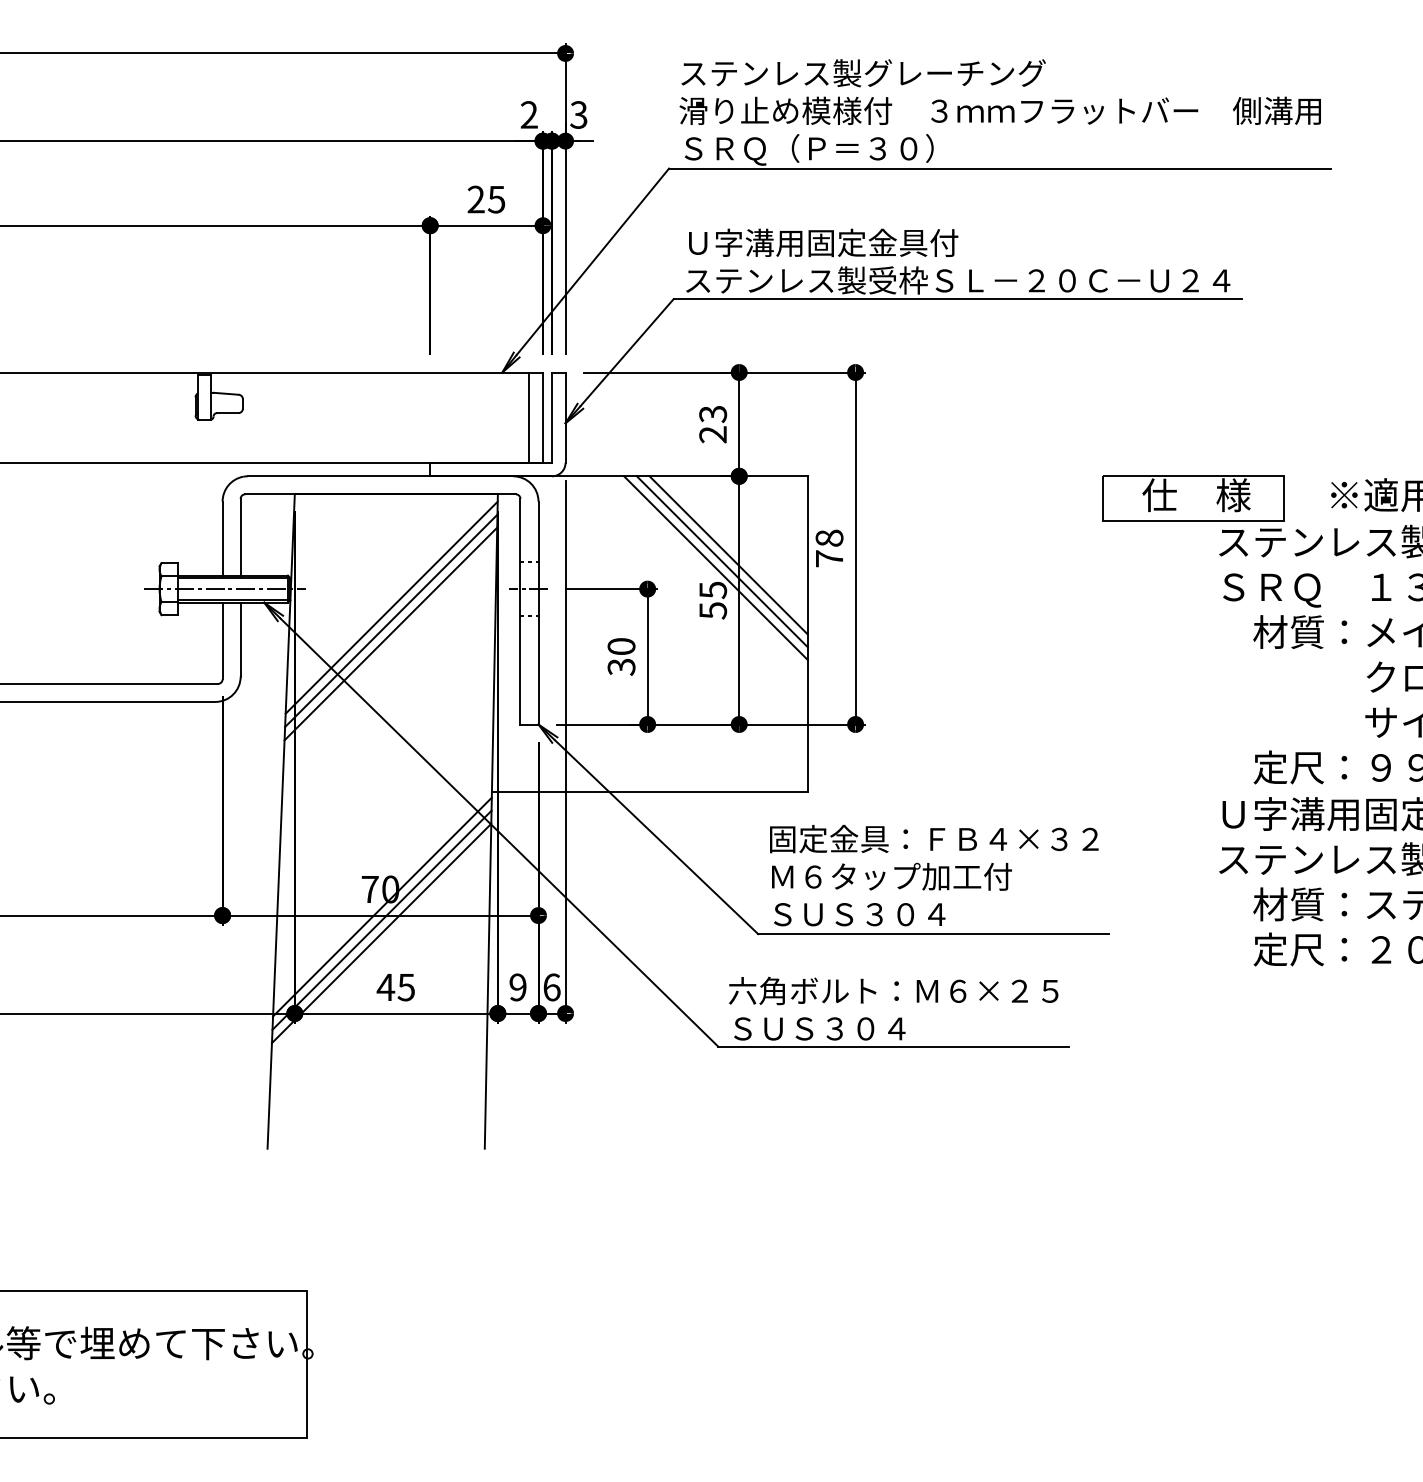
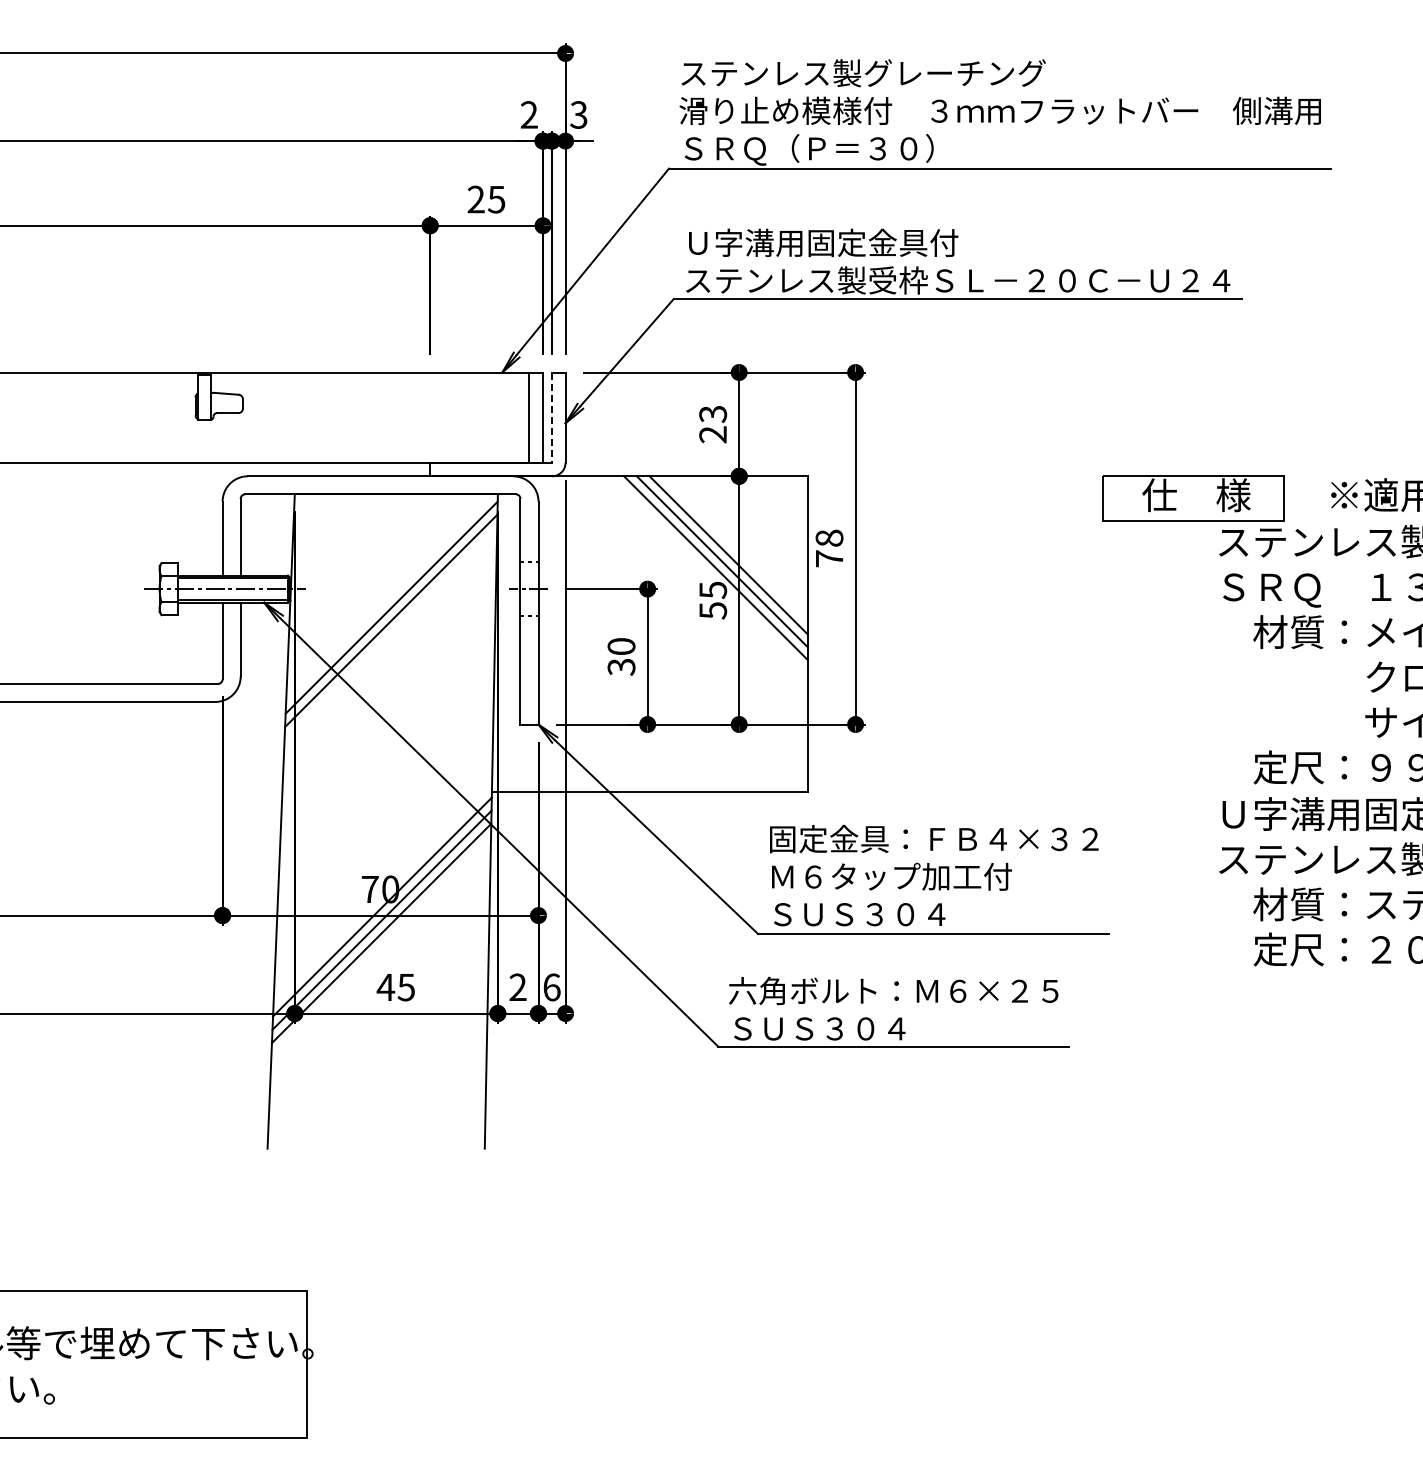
line: solid -> dashed (552, 418)
line: present -> none (390, 633)
text: 9 -> 2 (517, 987)
